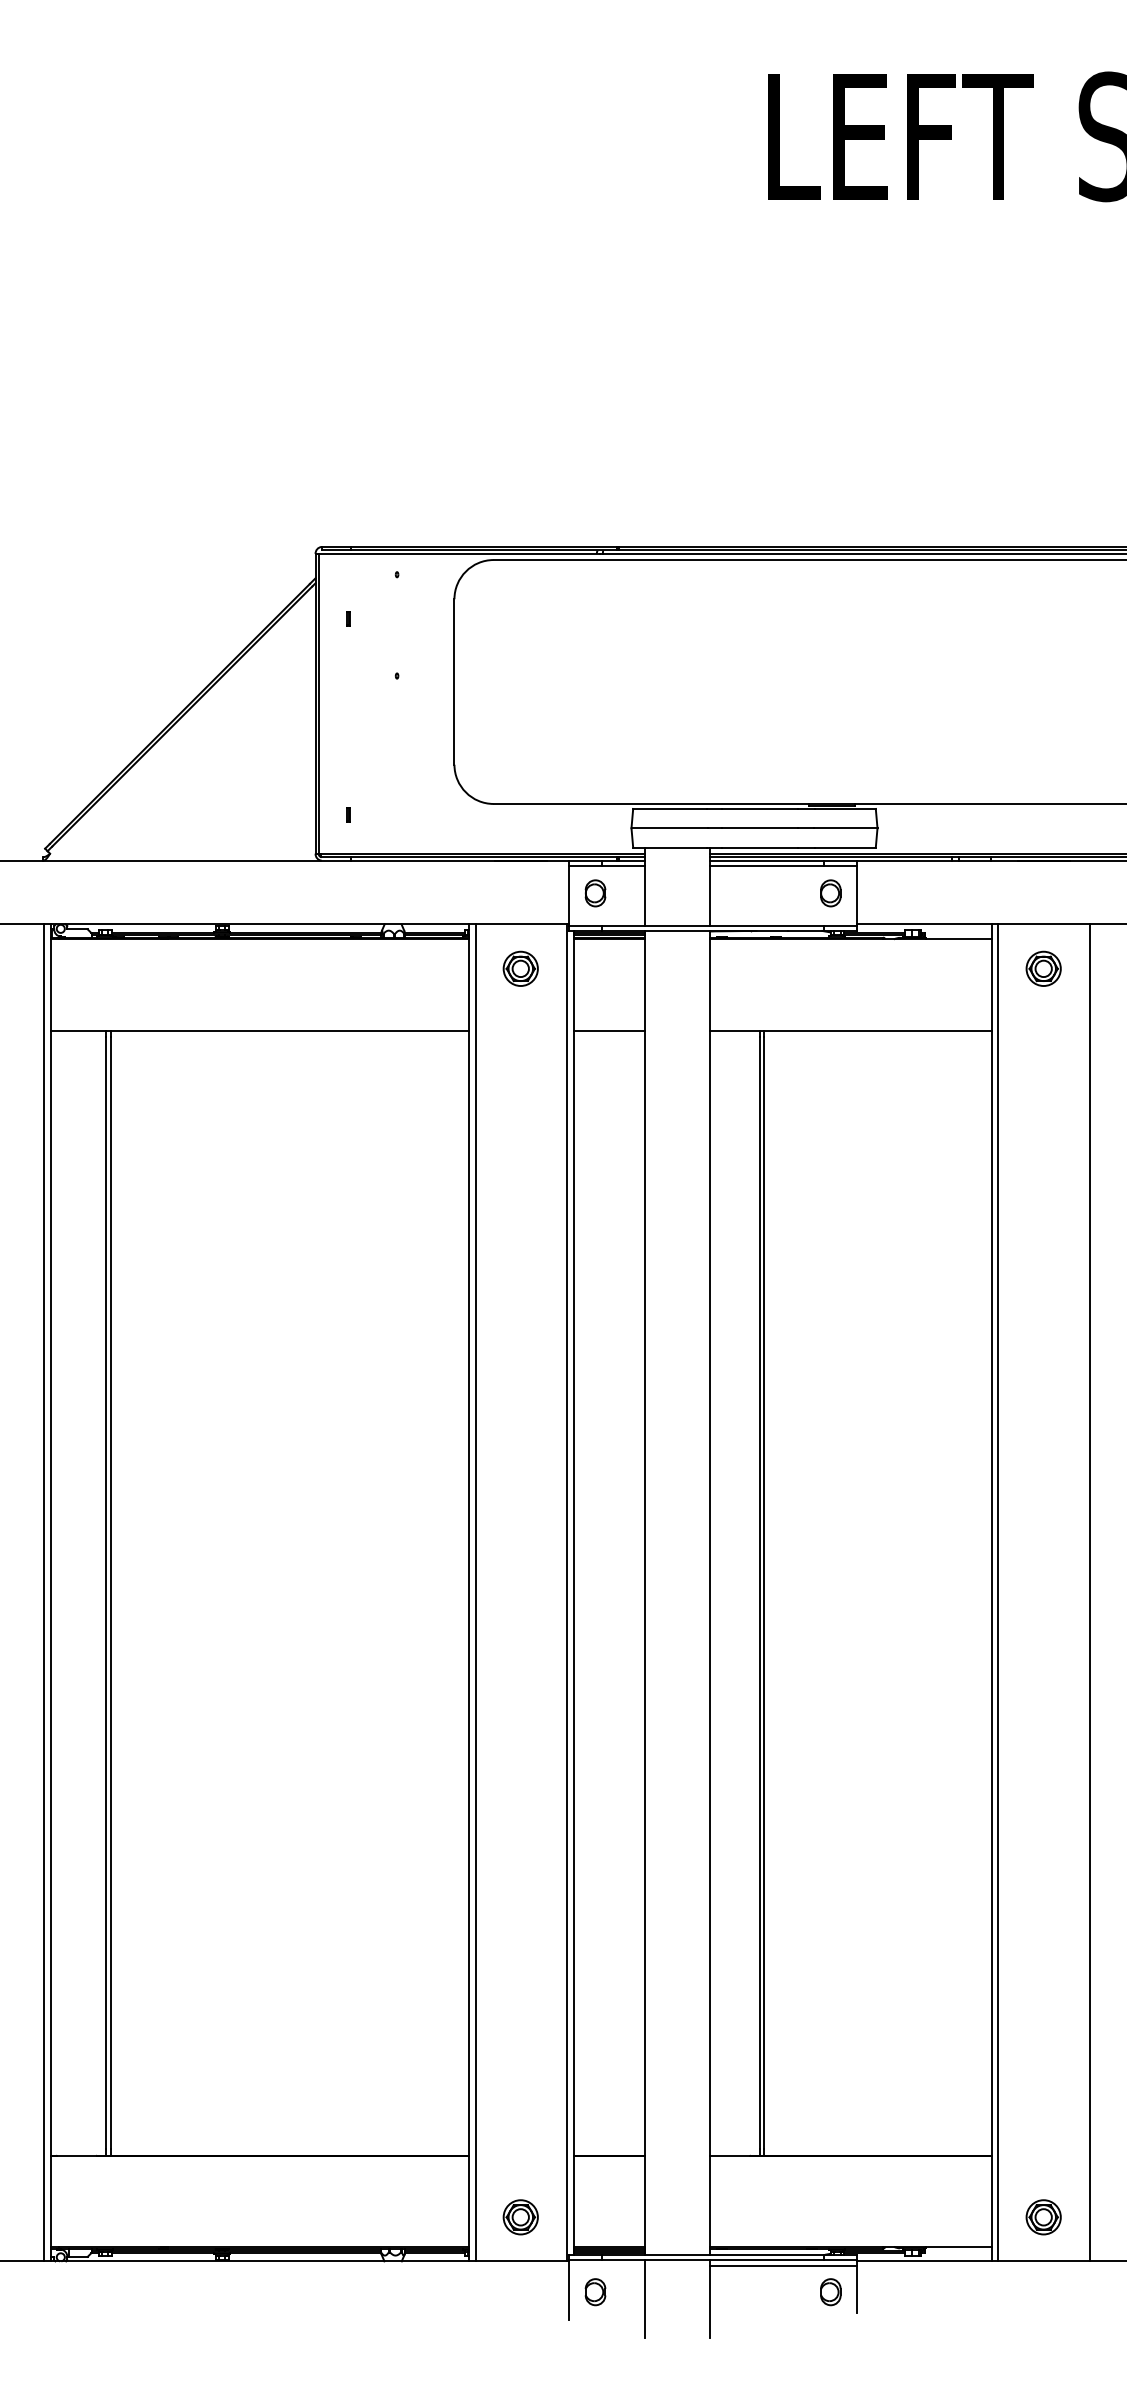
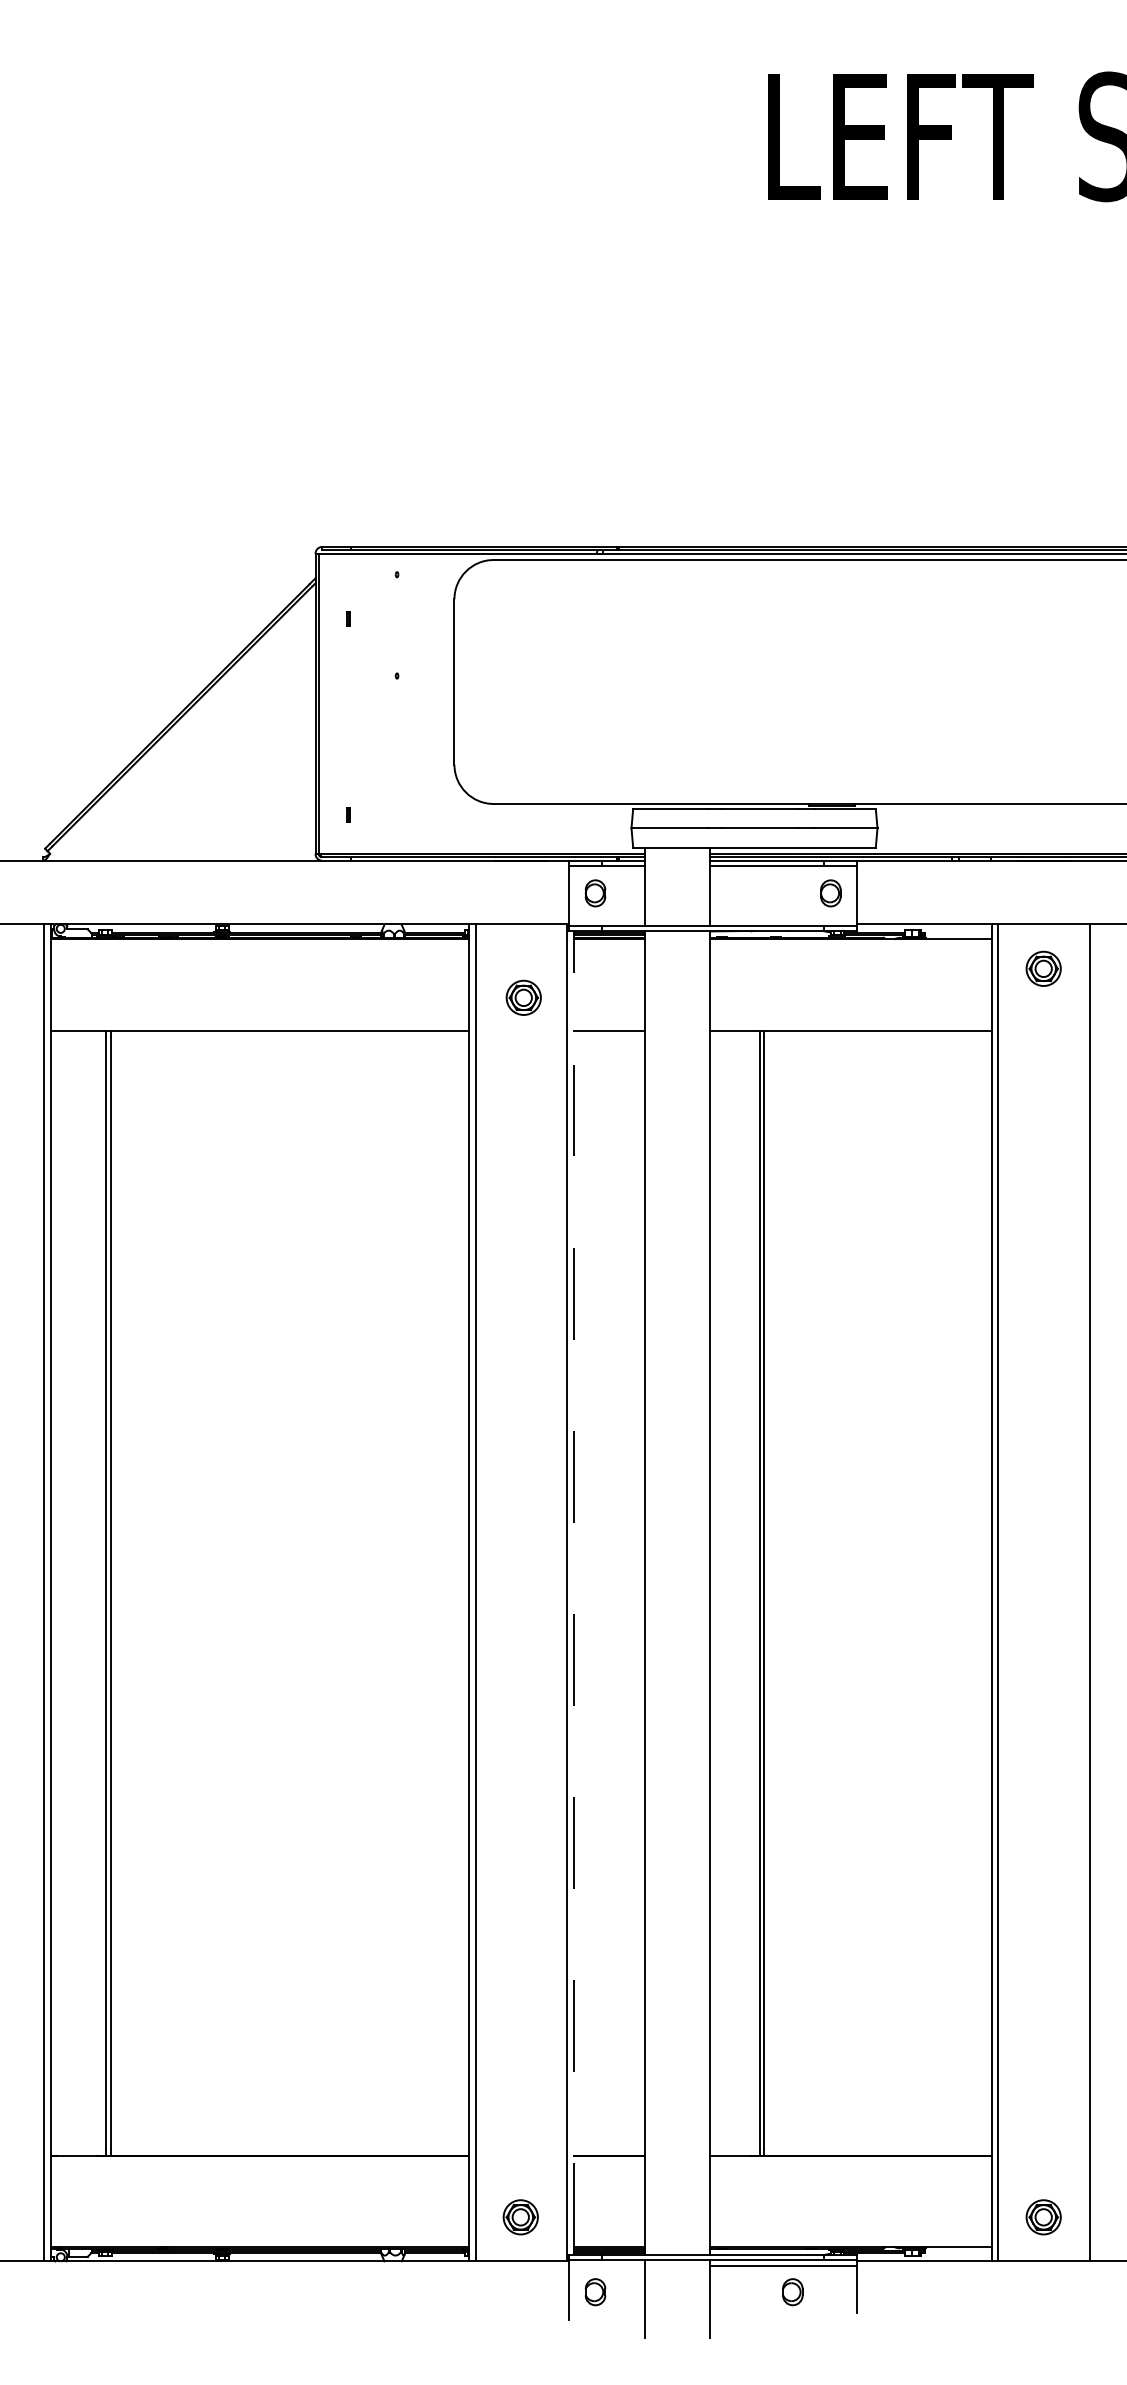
part position: (520, 968) -> (523, 997) (523, 997)
line: solid -> dashed (573, 1592)
part position: (830, 2292) -> (792, 2292) (792, 2292)
